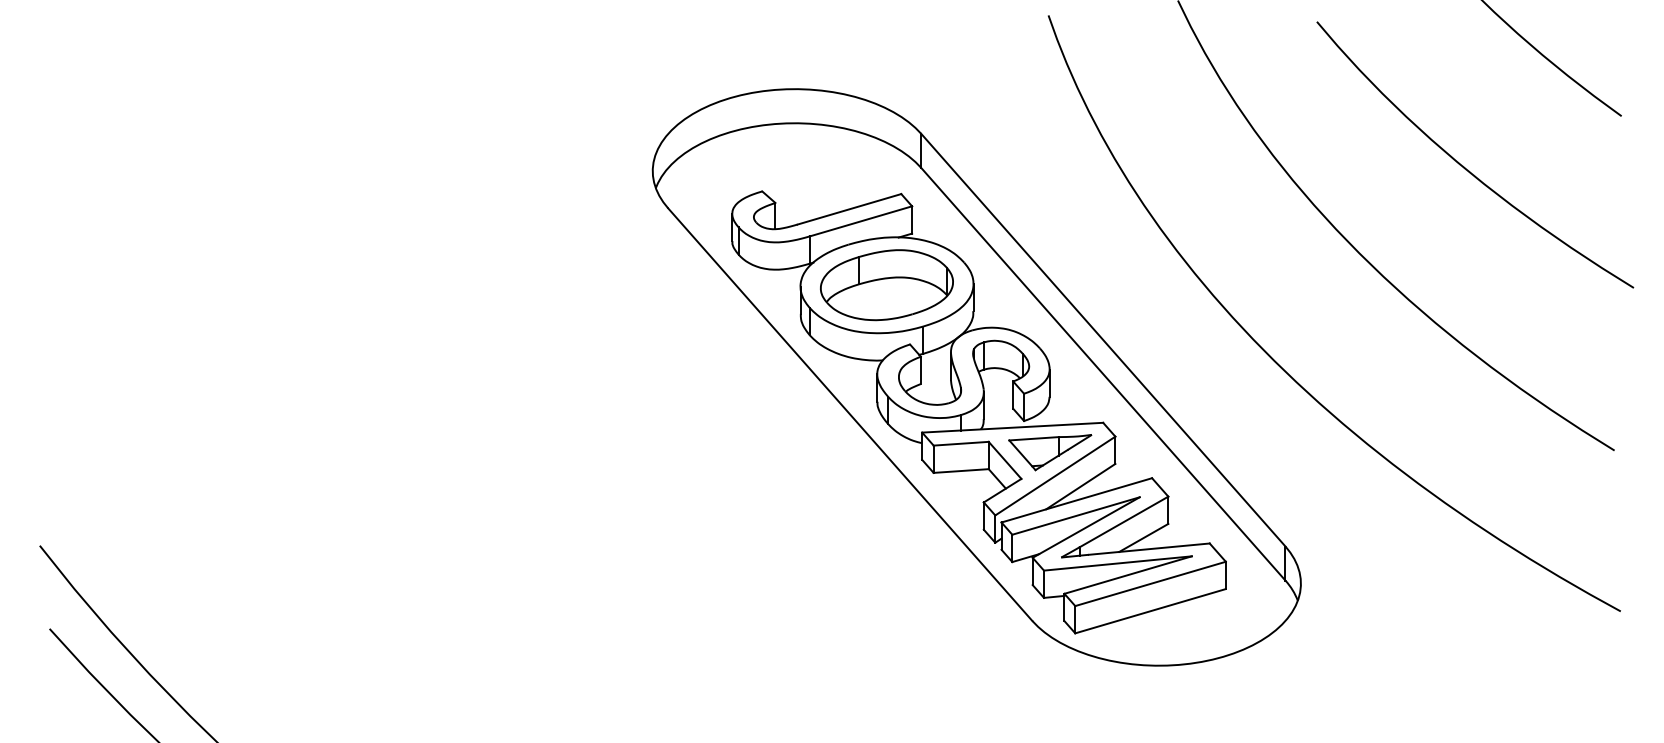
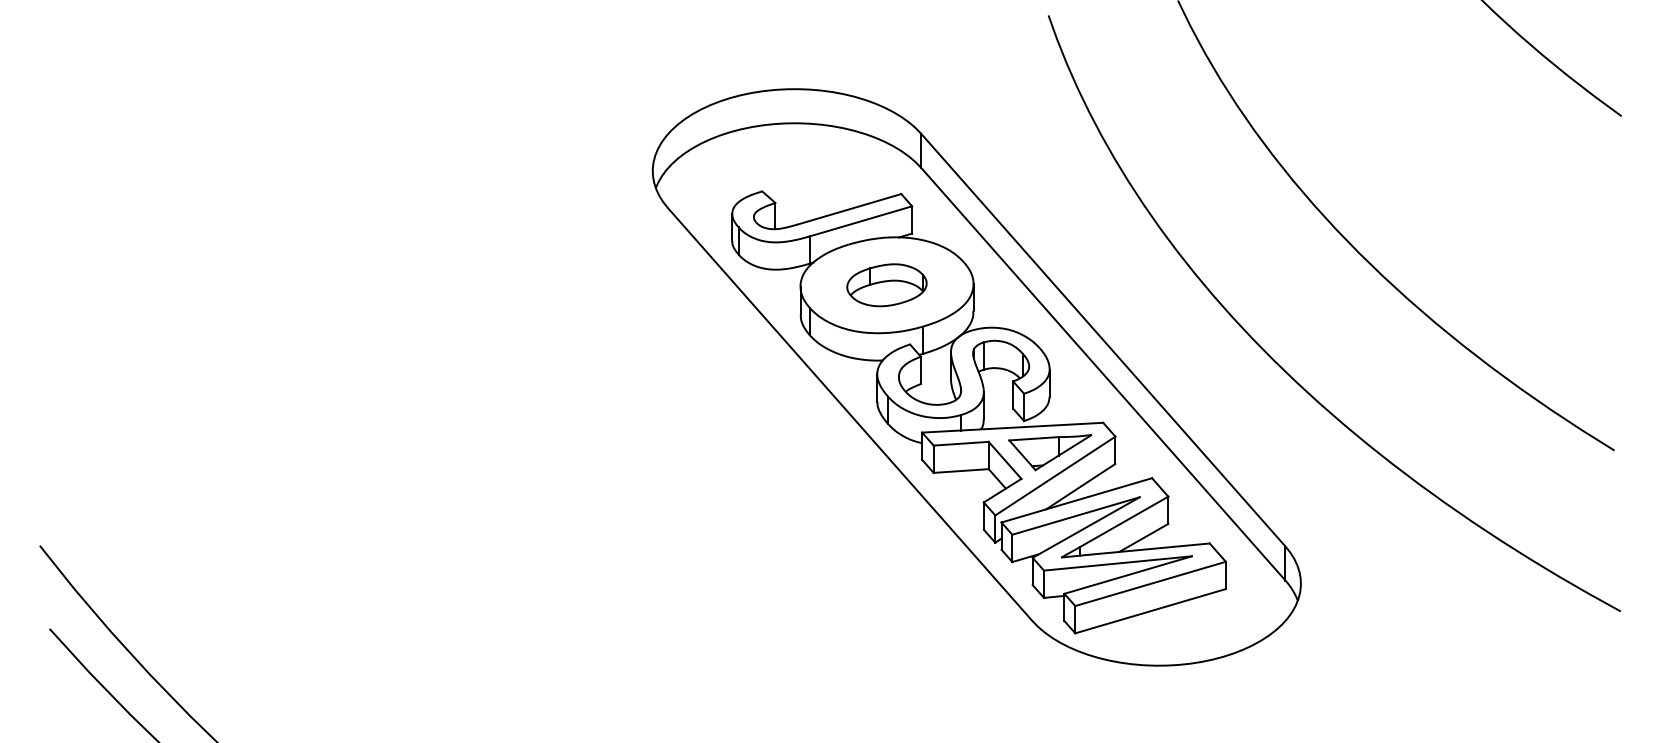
curve: present -> none (1463, 165)
part size: 134x73 px -> 82x45 px (886, 285)
